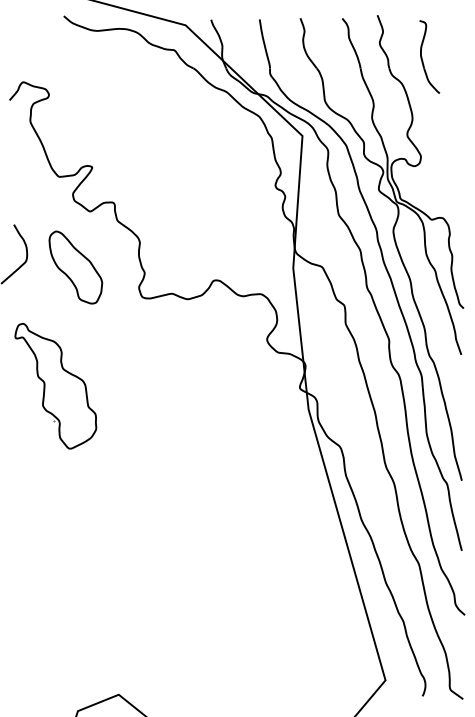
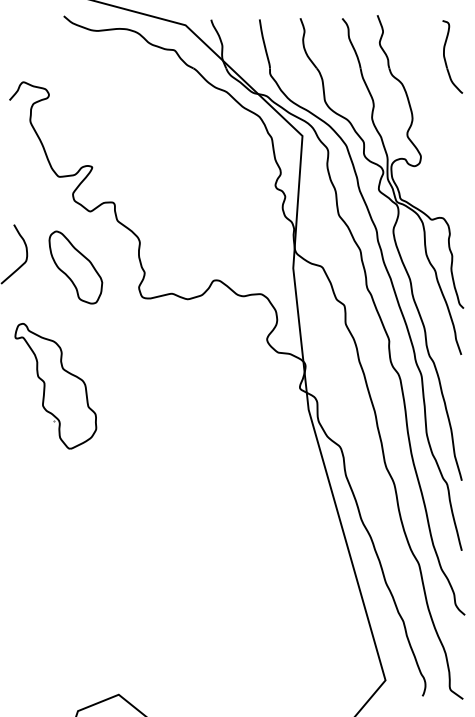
part position: (422, 56) -> (445, 56) (445, 56)
